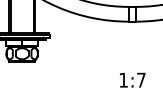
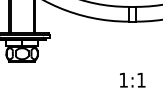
text: 1:7 -> 1:1 (141, 79)
